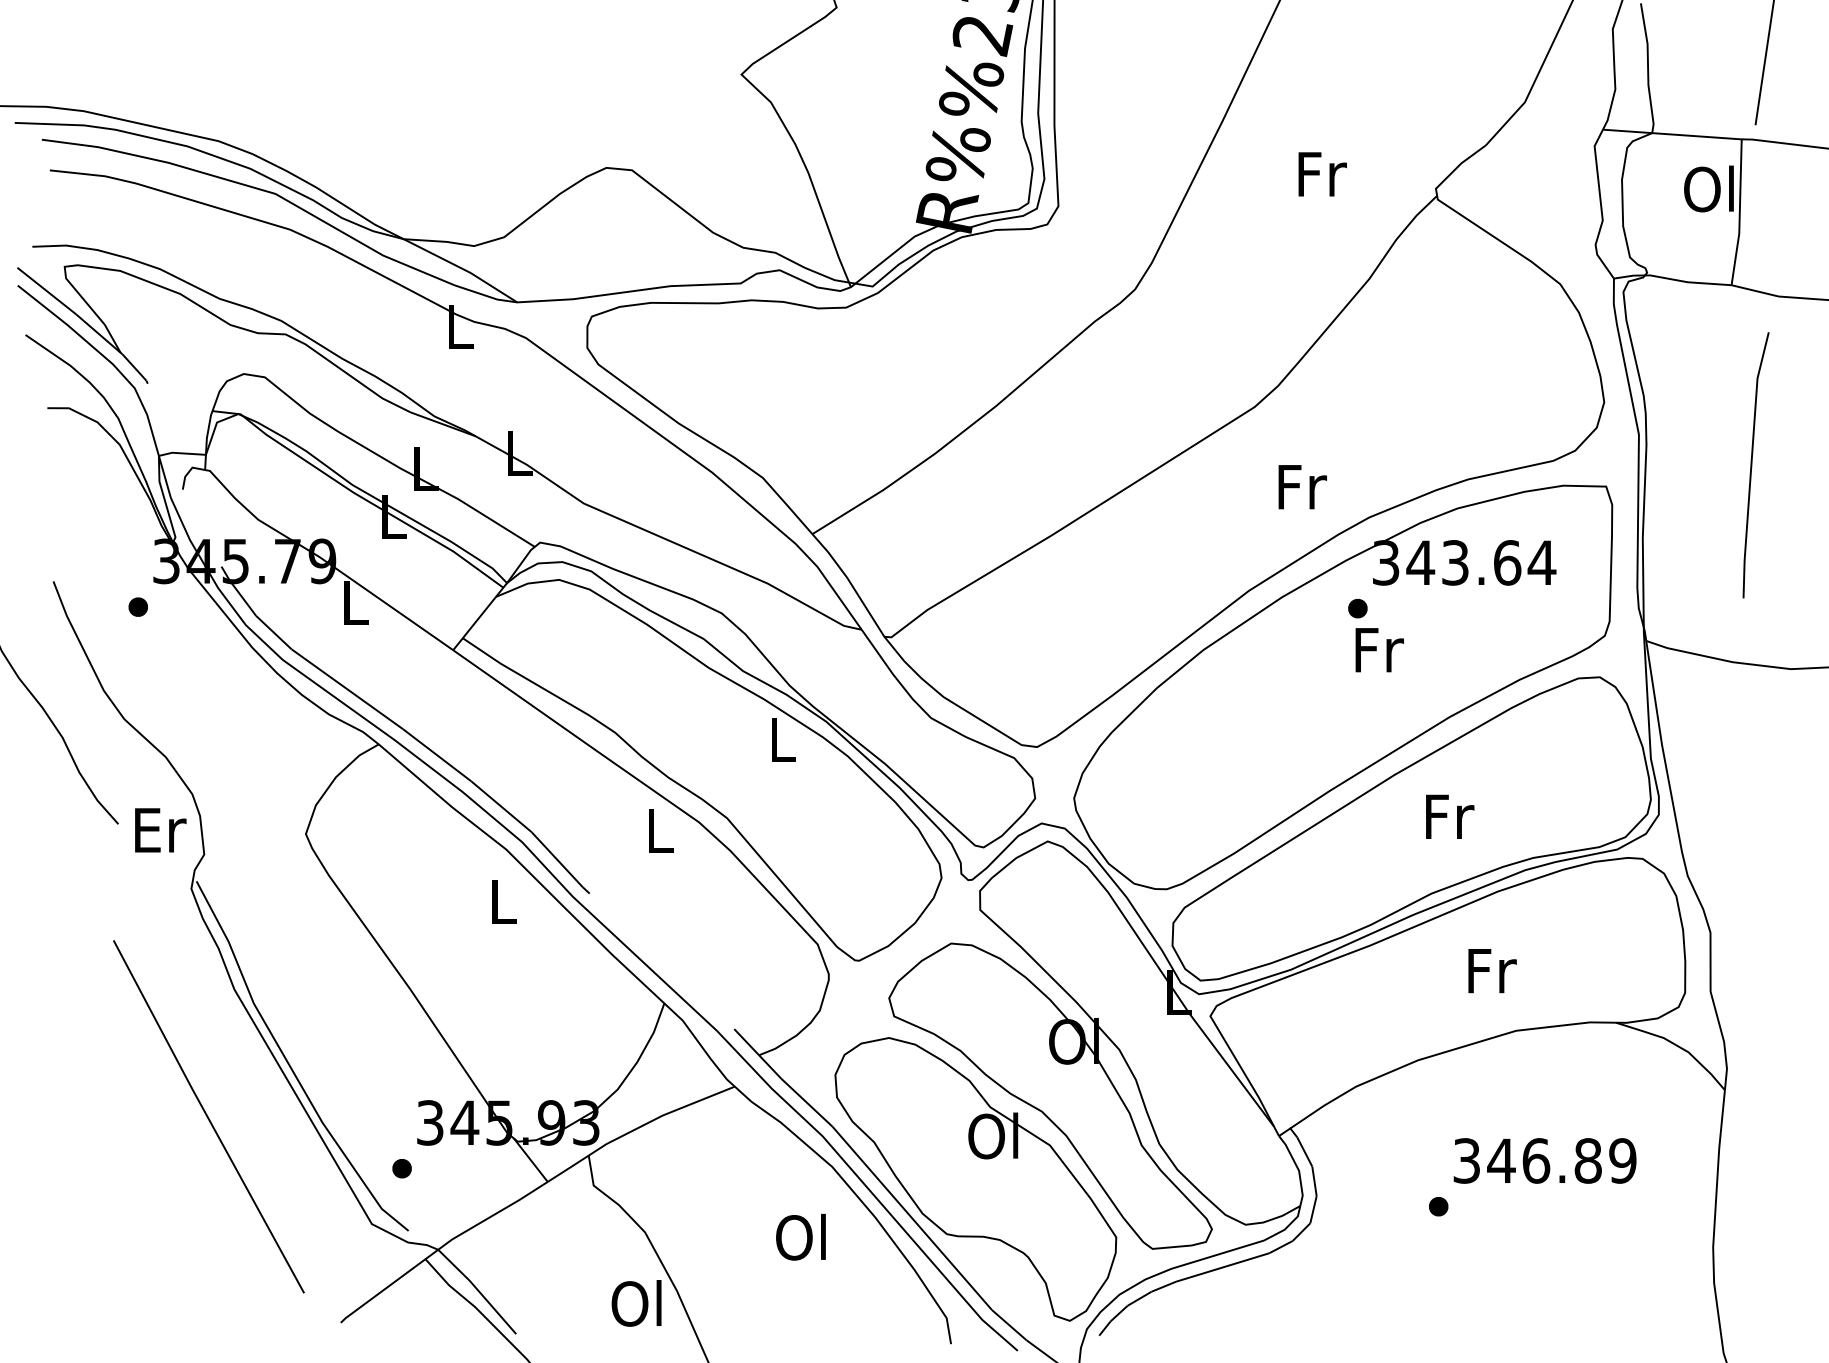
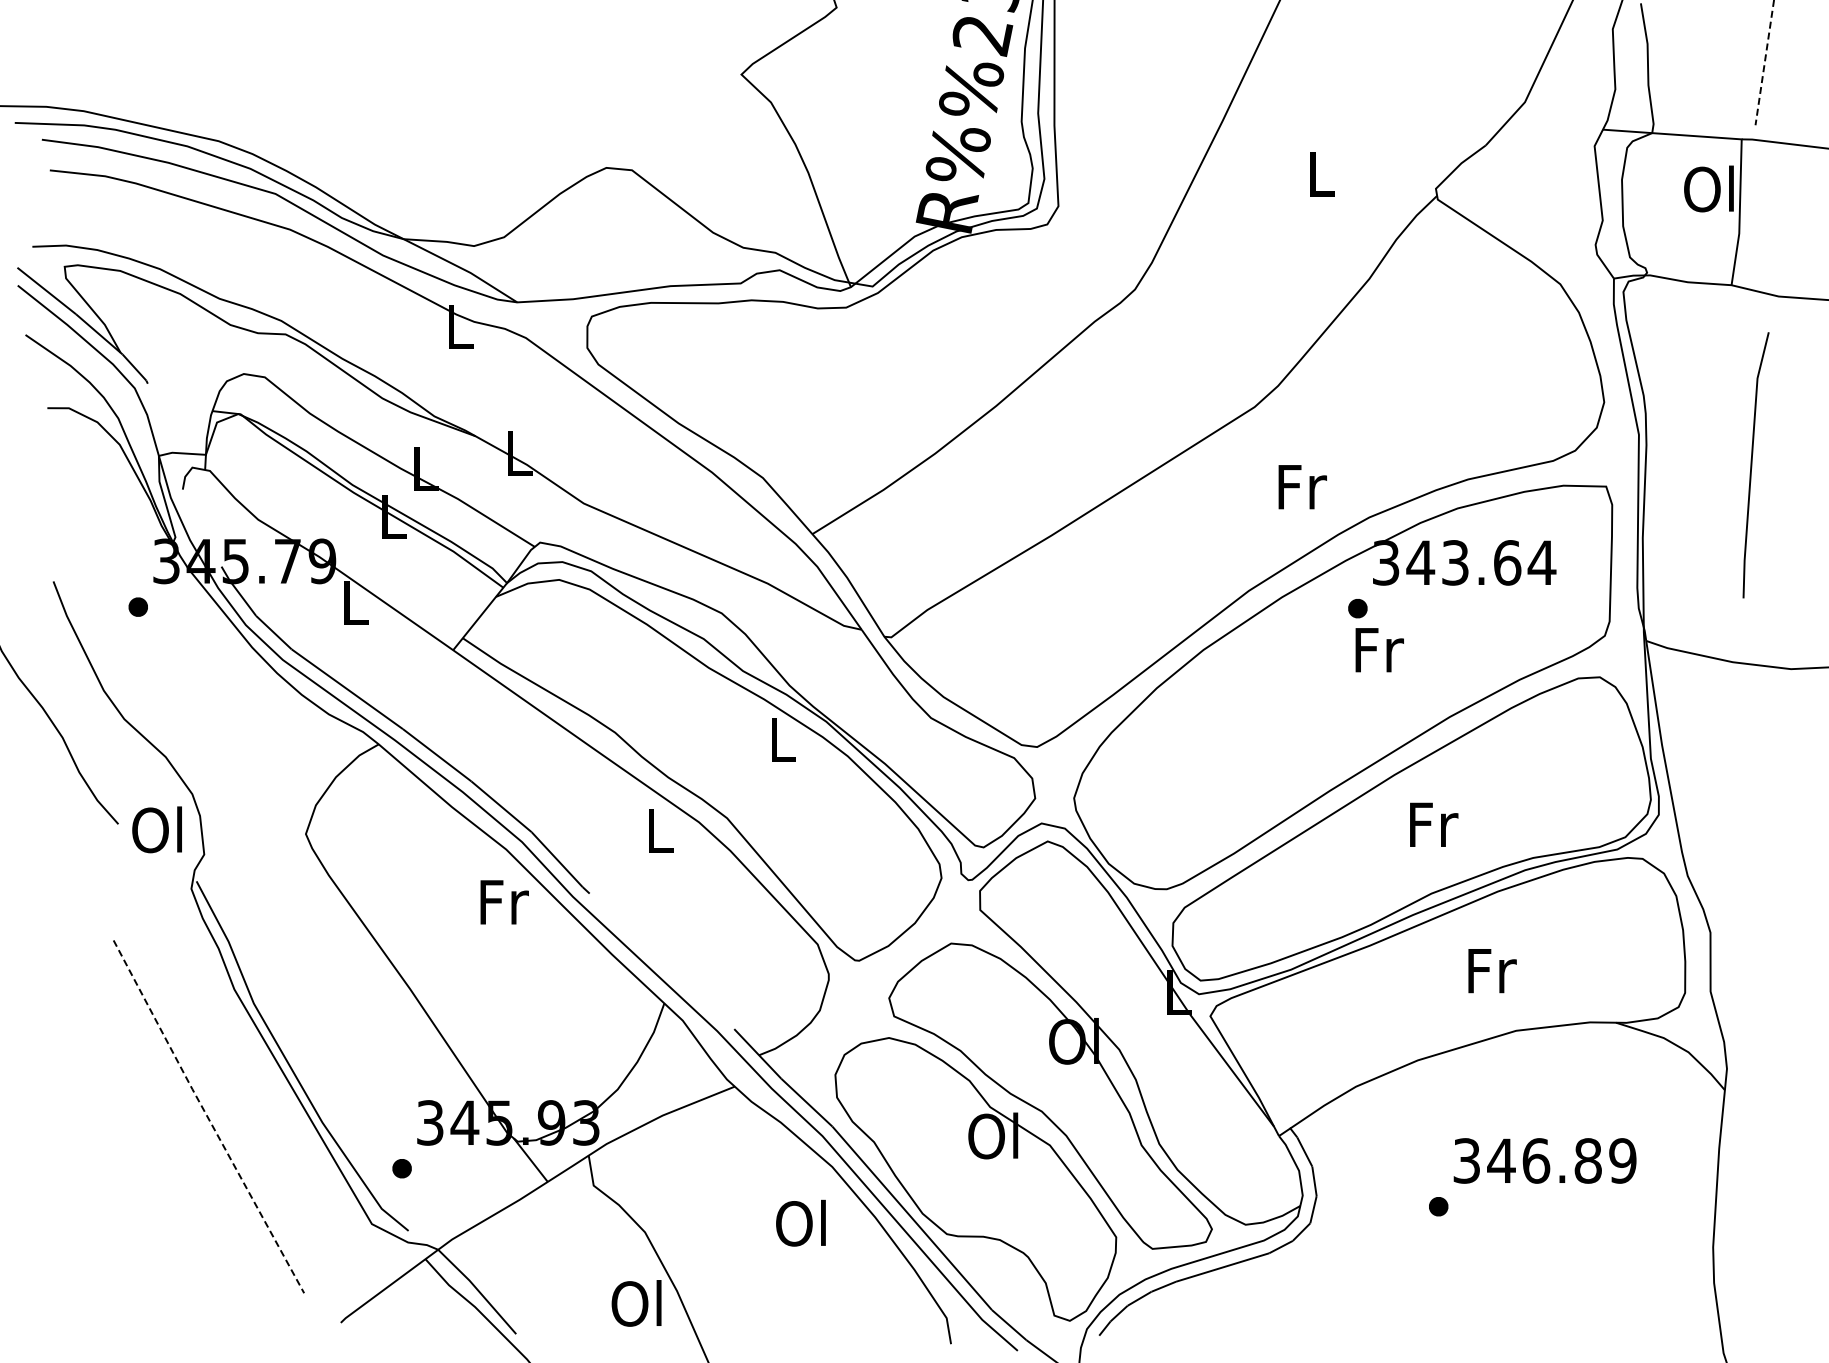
line: solid -> dashed (1764, 63)
text: Fr -> L (1322, 174)
text position: (1450, 816) -> (1434, 824) (1434, 824)
text: Er -> Ol (159, 829)
text: L -> Fr (504, 902)
line: solid -> dashed (207, 1117)
text position: (800, 1236) -> (800, 1222) (800, 1222)
